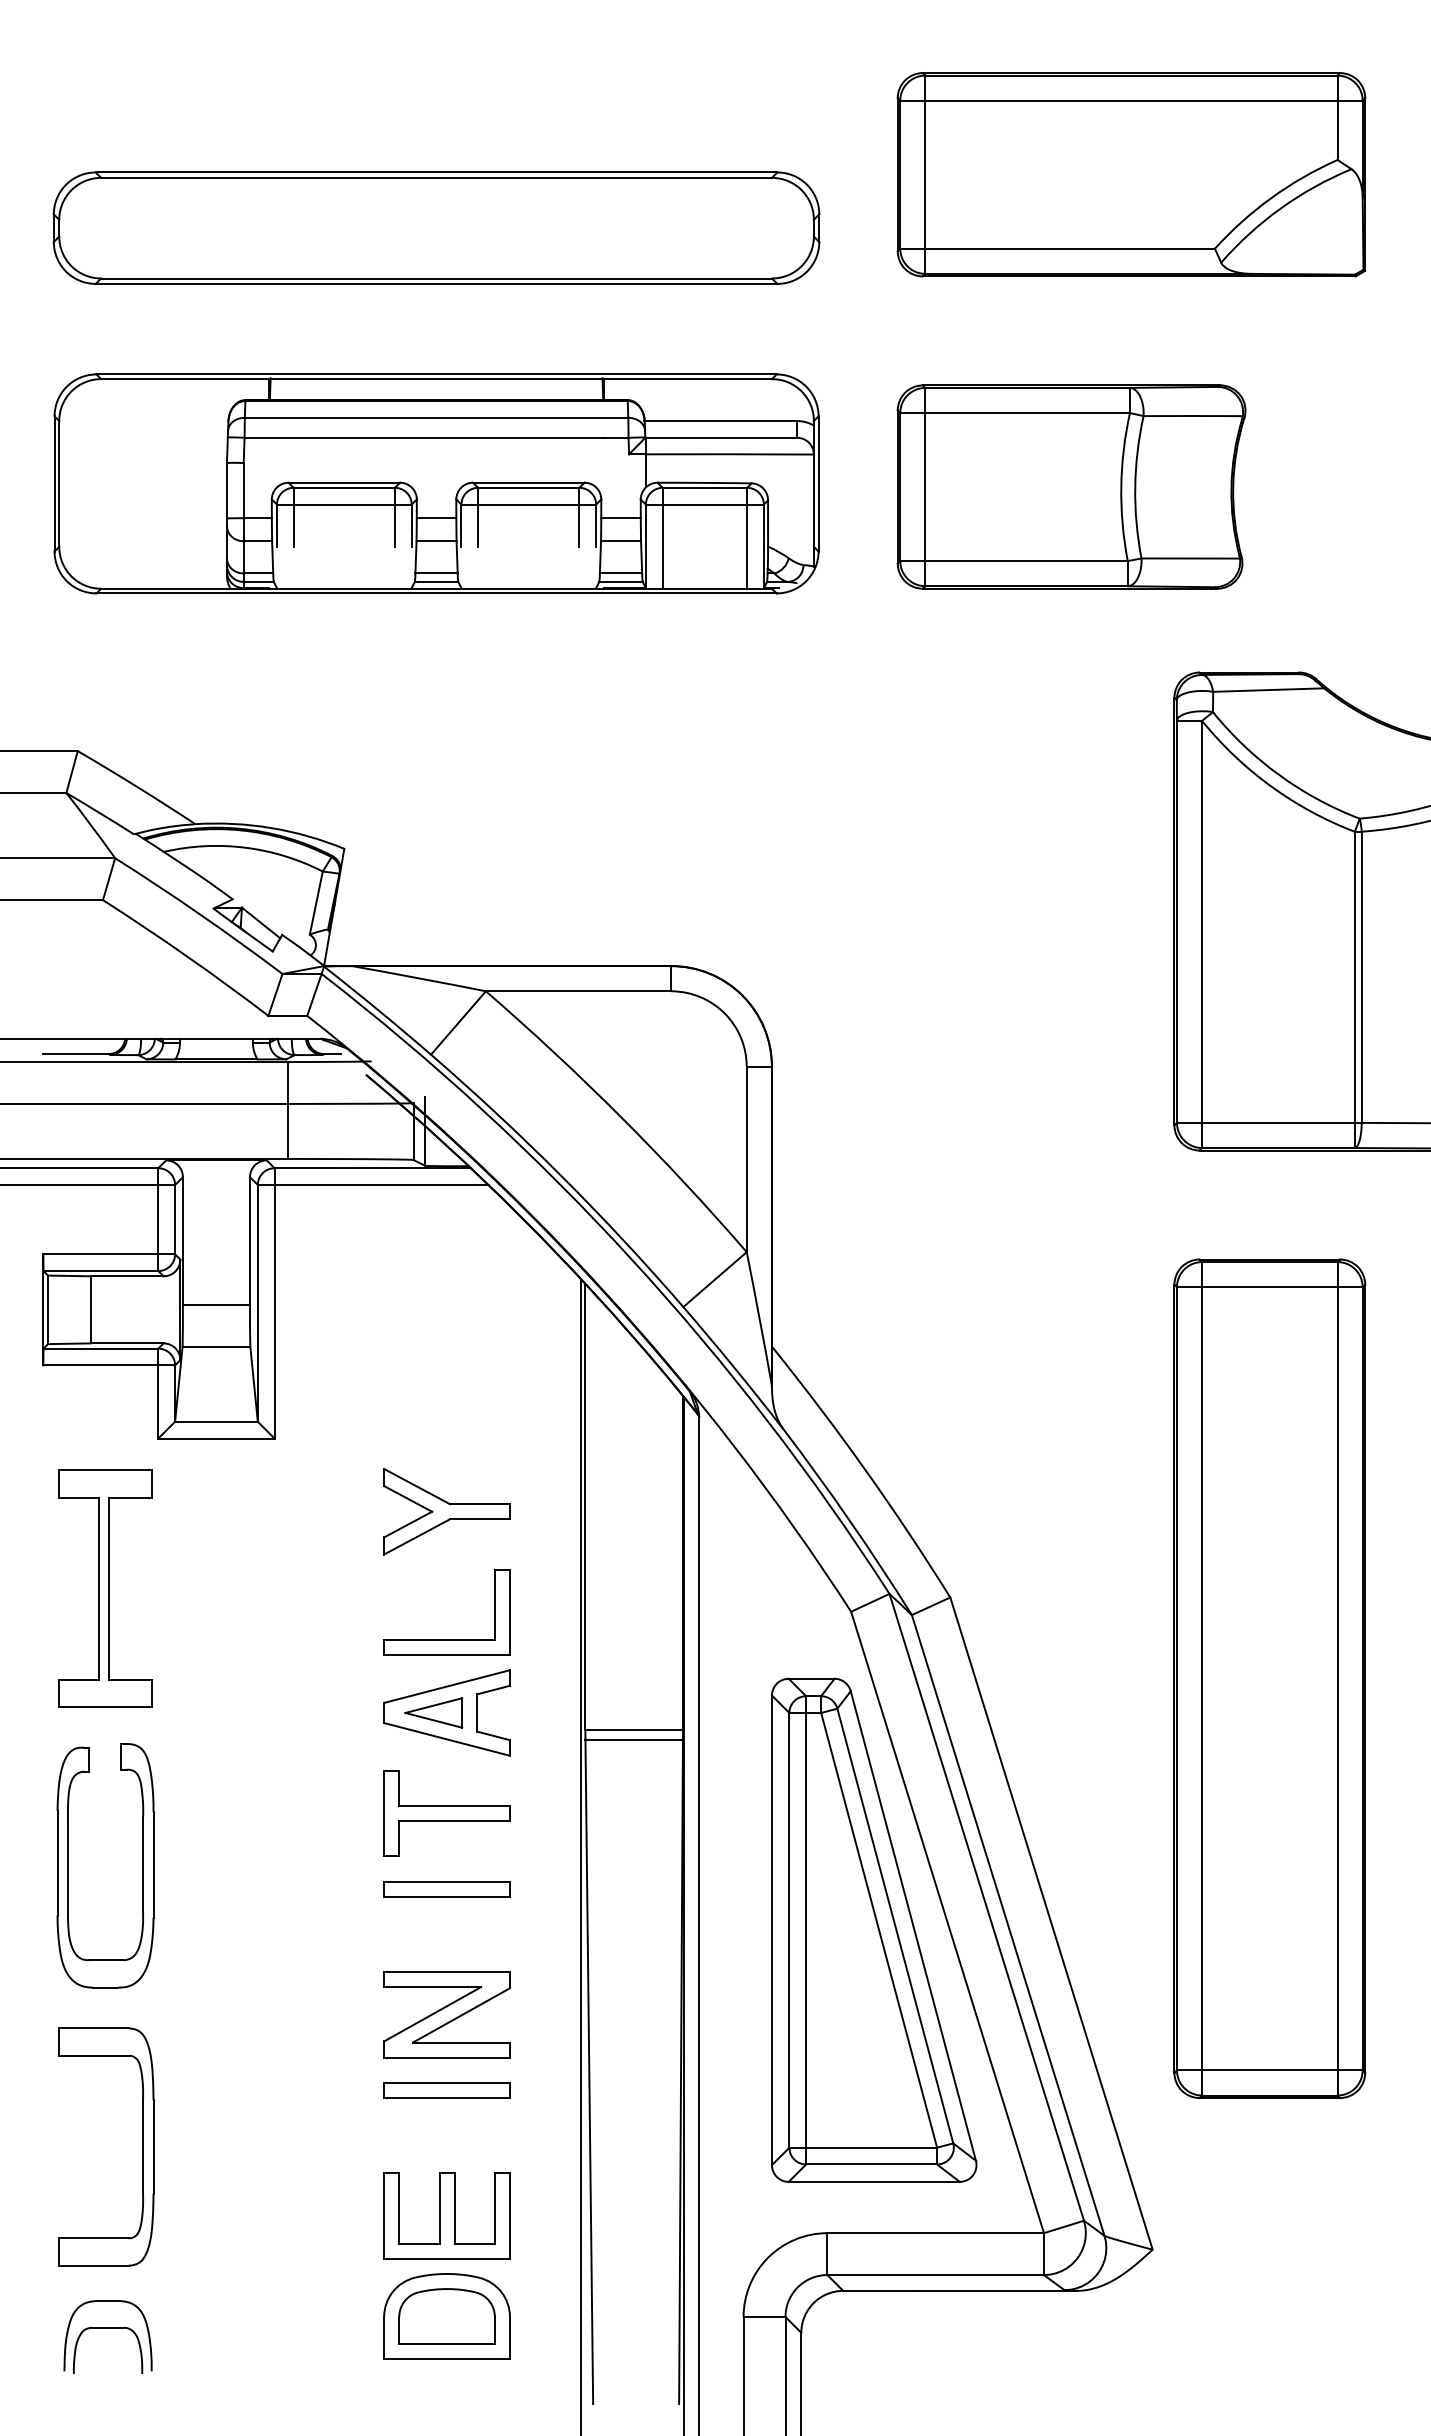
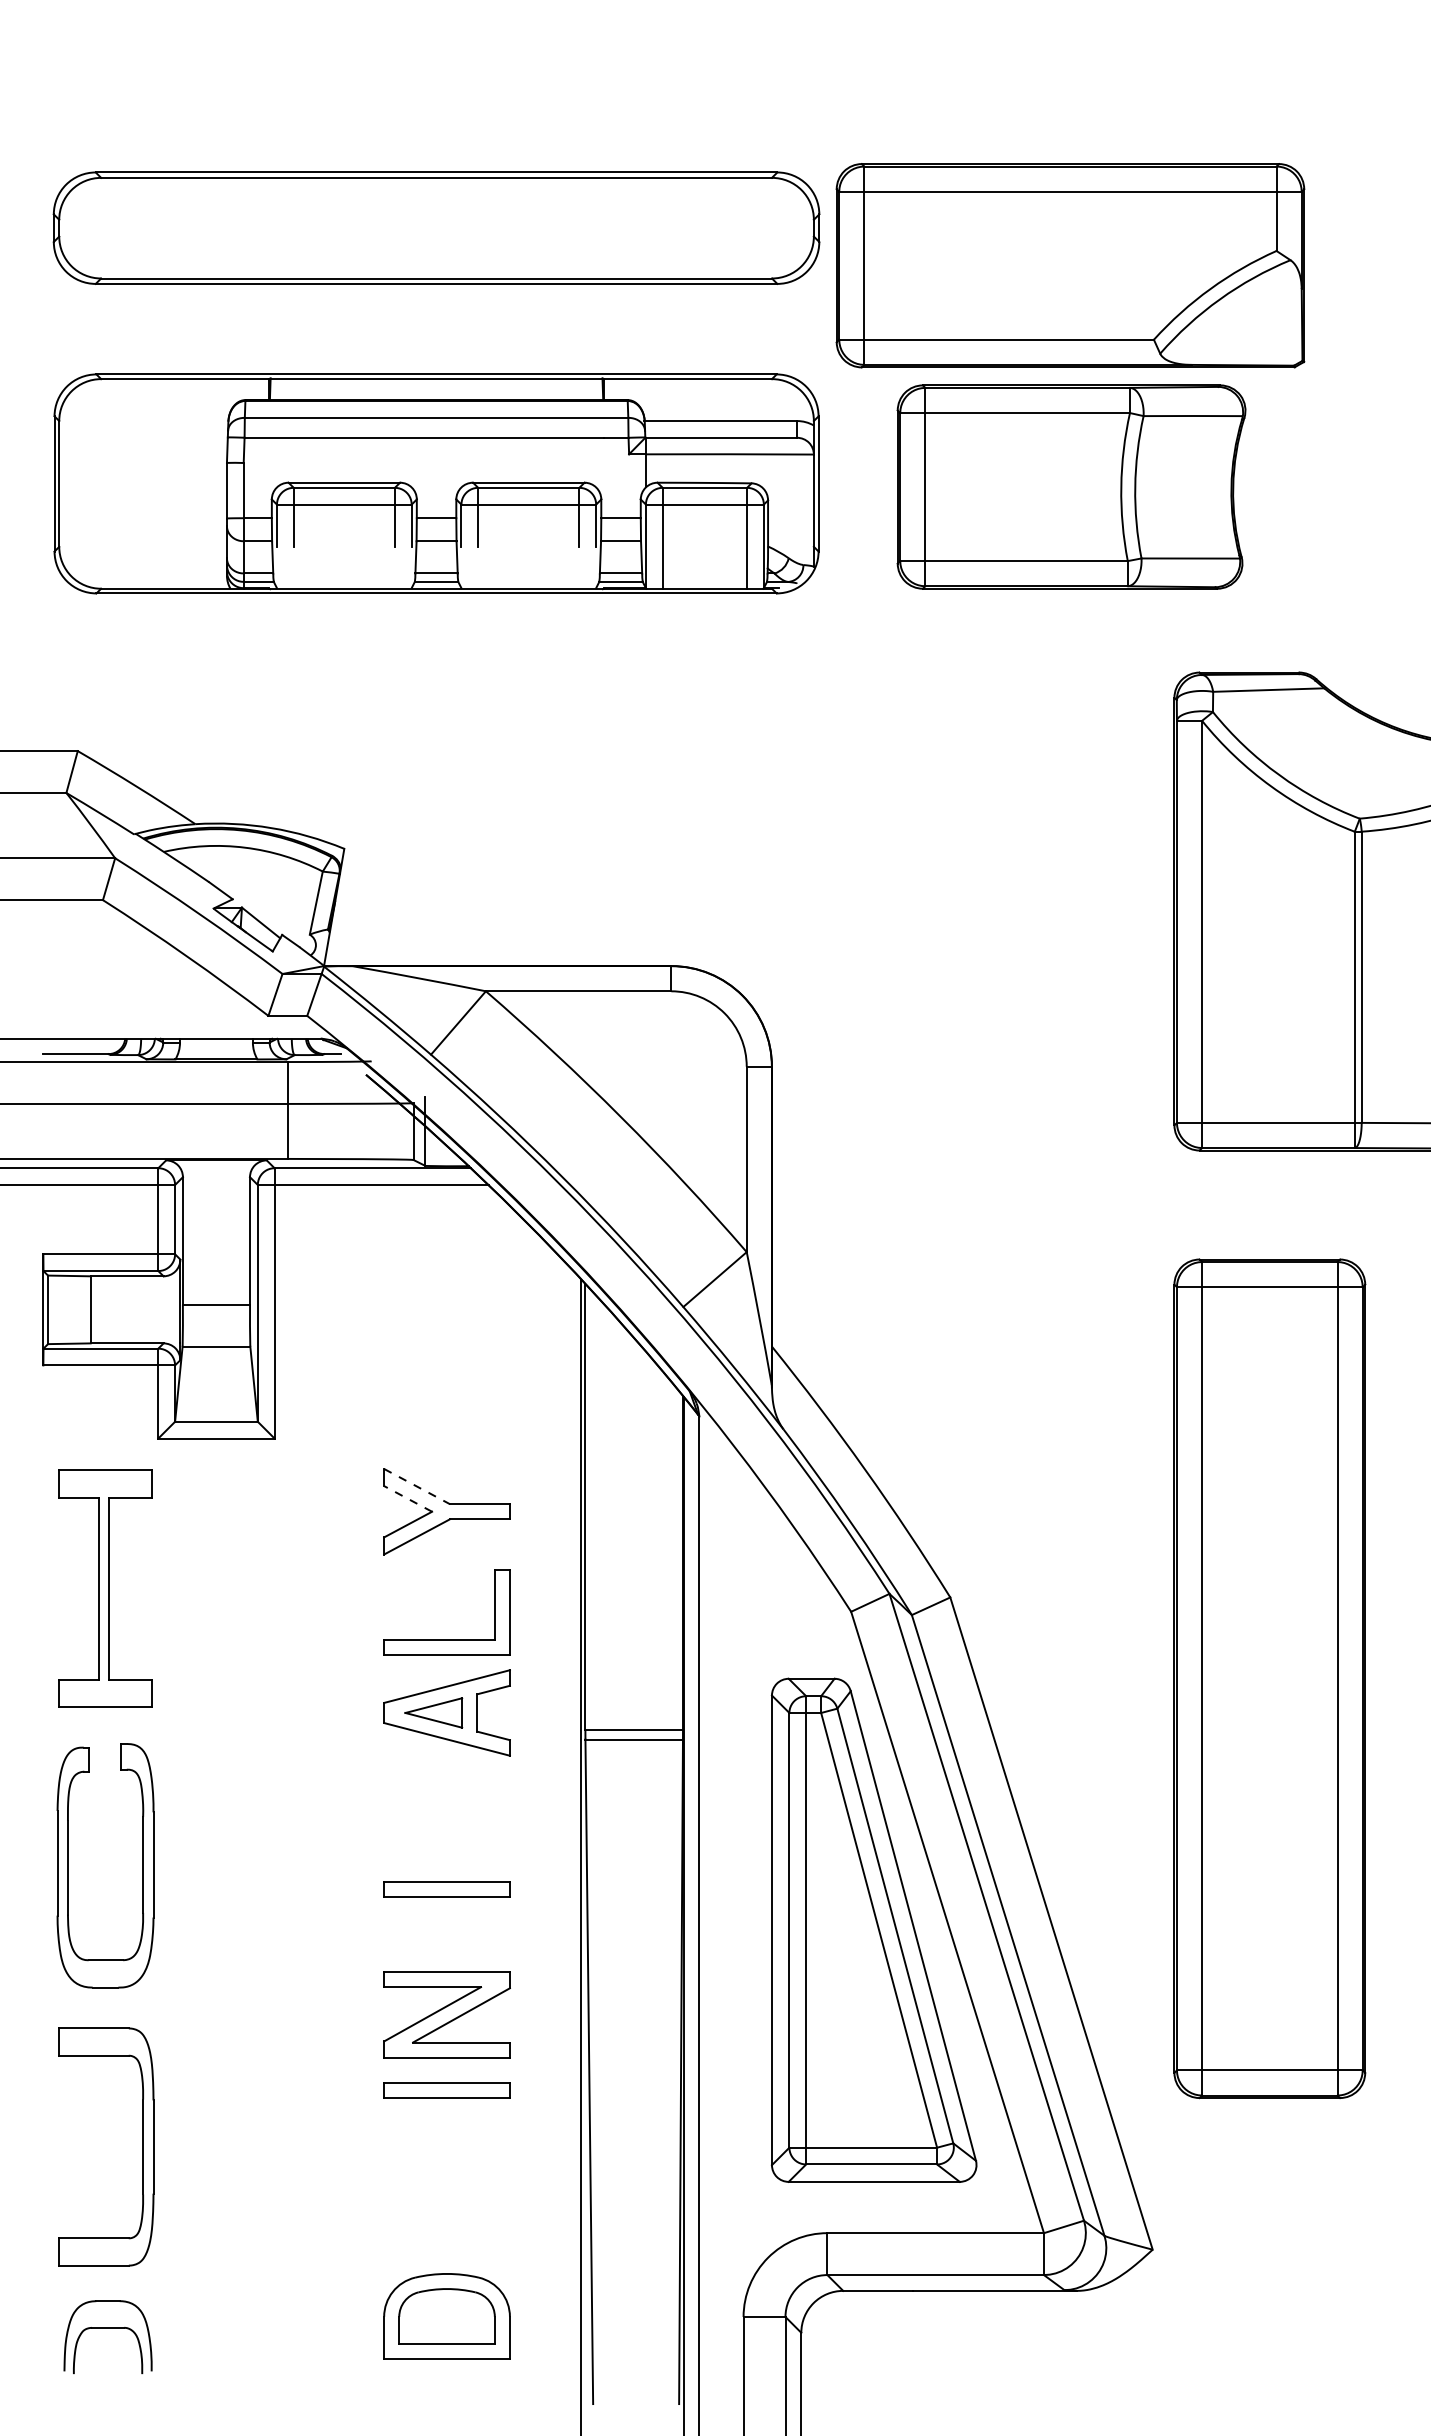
part position: (1131, 174) -> (1070, 265) (1070, 265)
line: solid -> dashed (417, 1486)
line: solid -> dashed (407, 1498)
part: present -> none (446, 1813)
part: present -> none (446, 2215)
